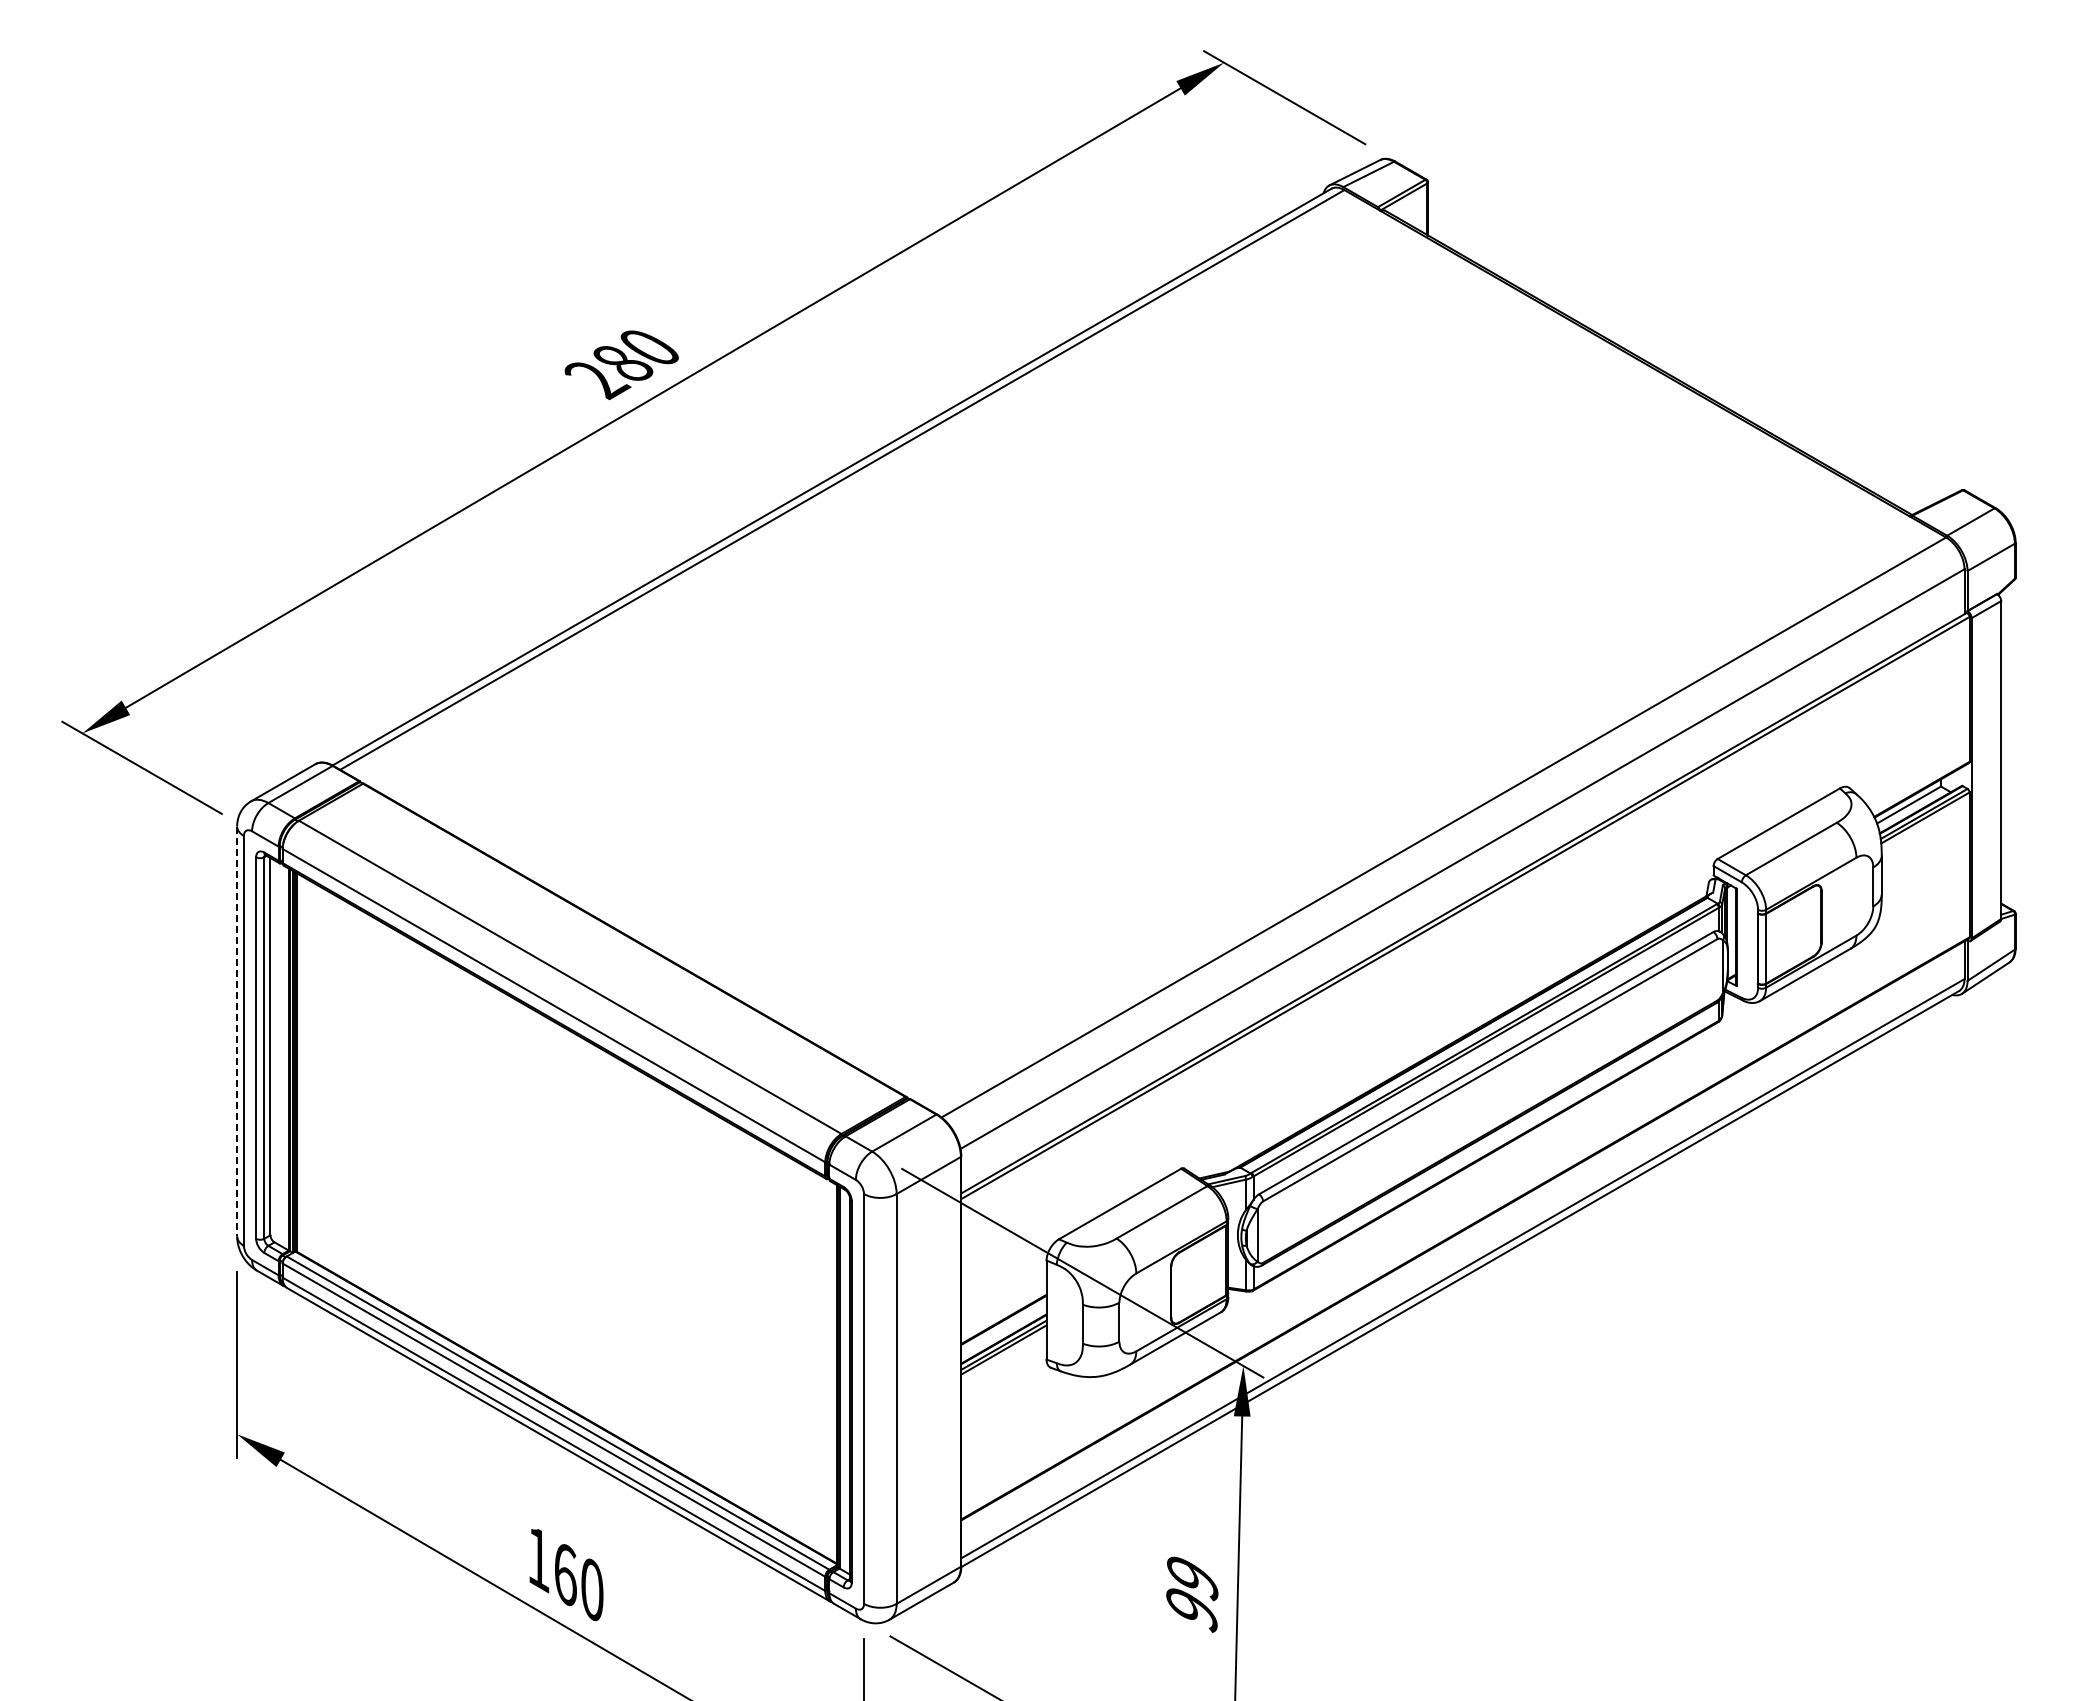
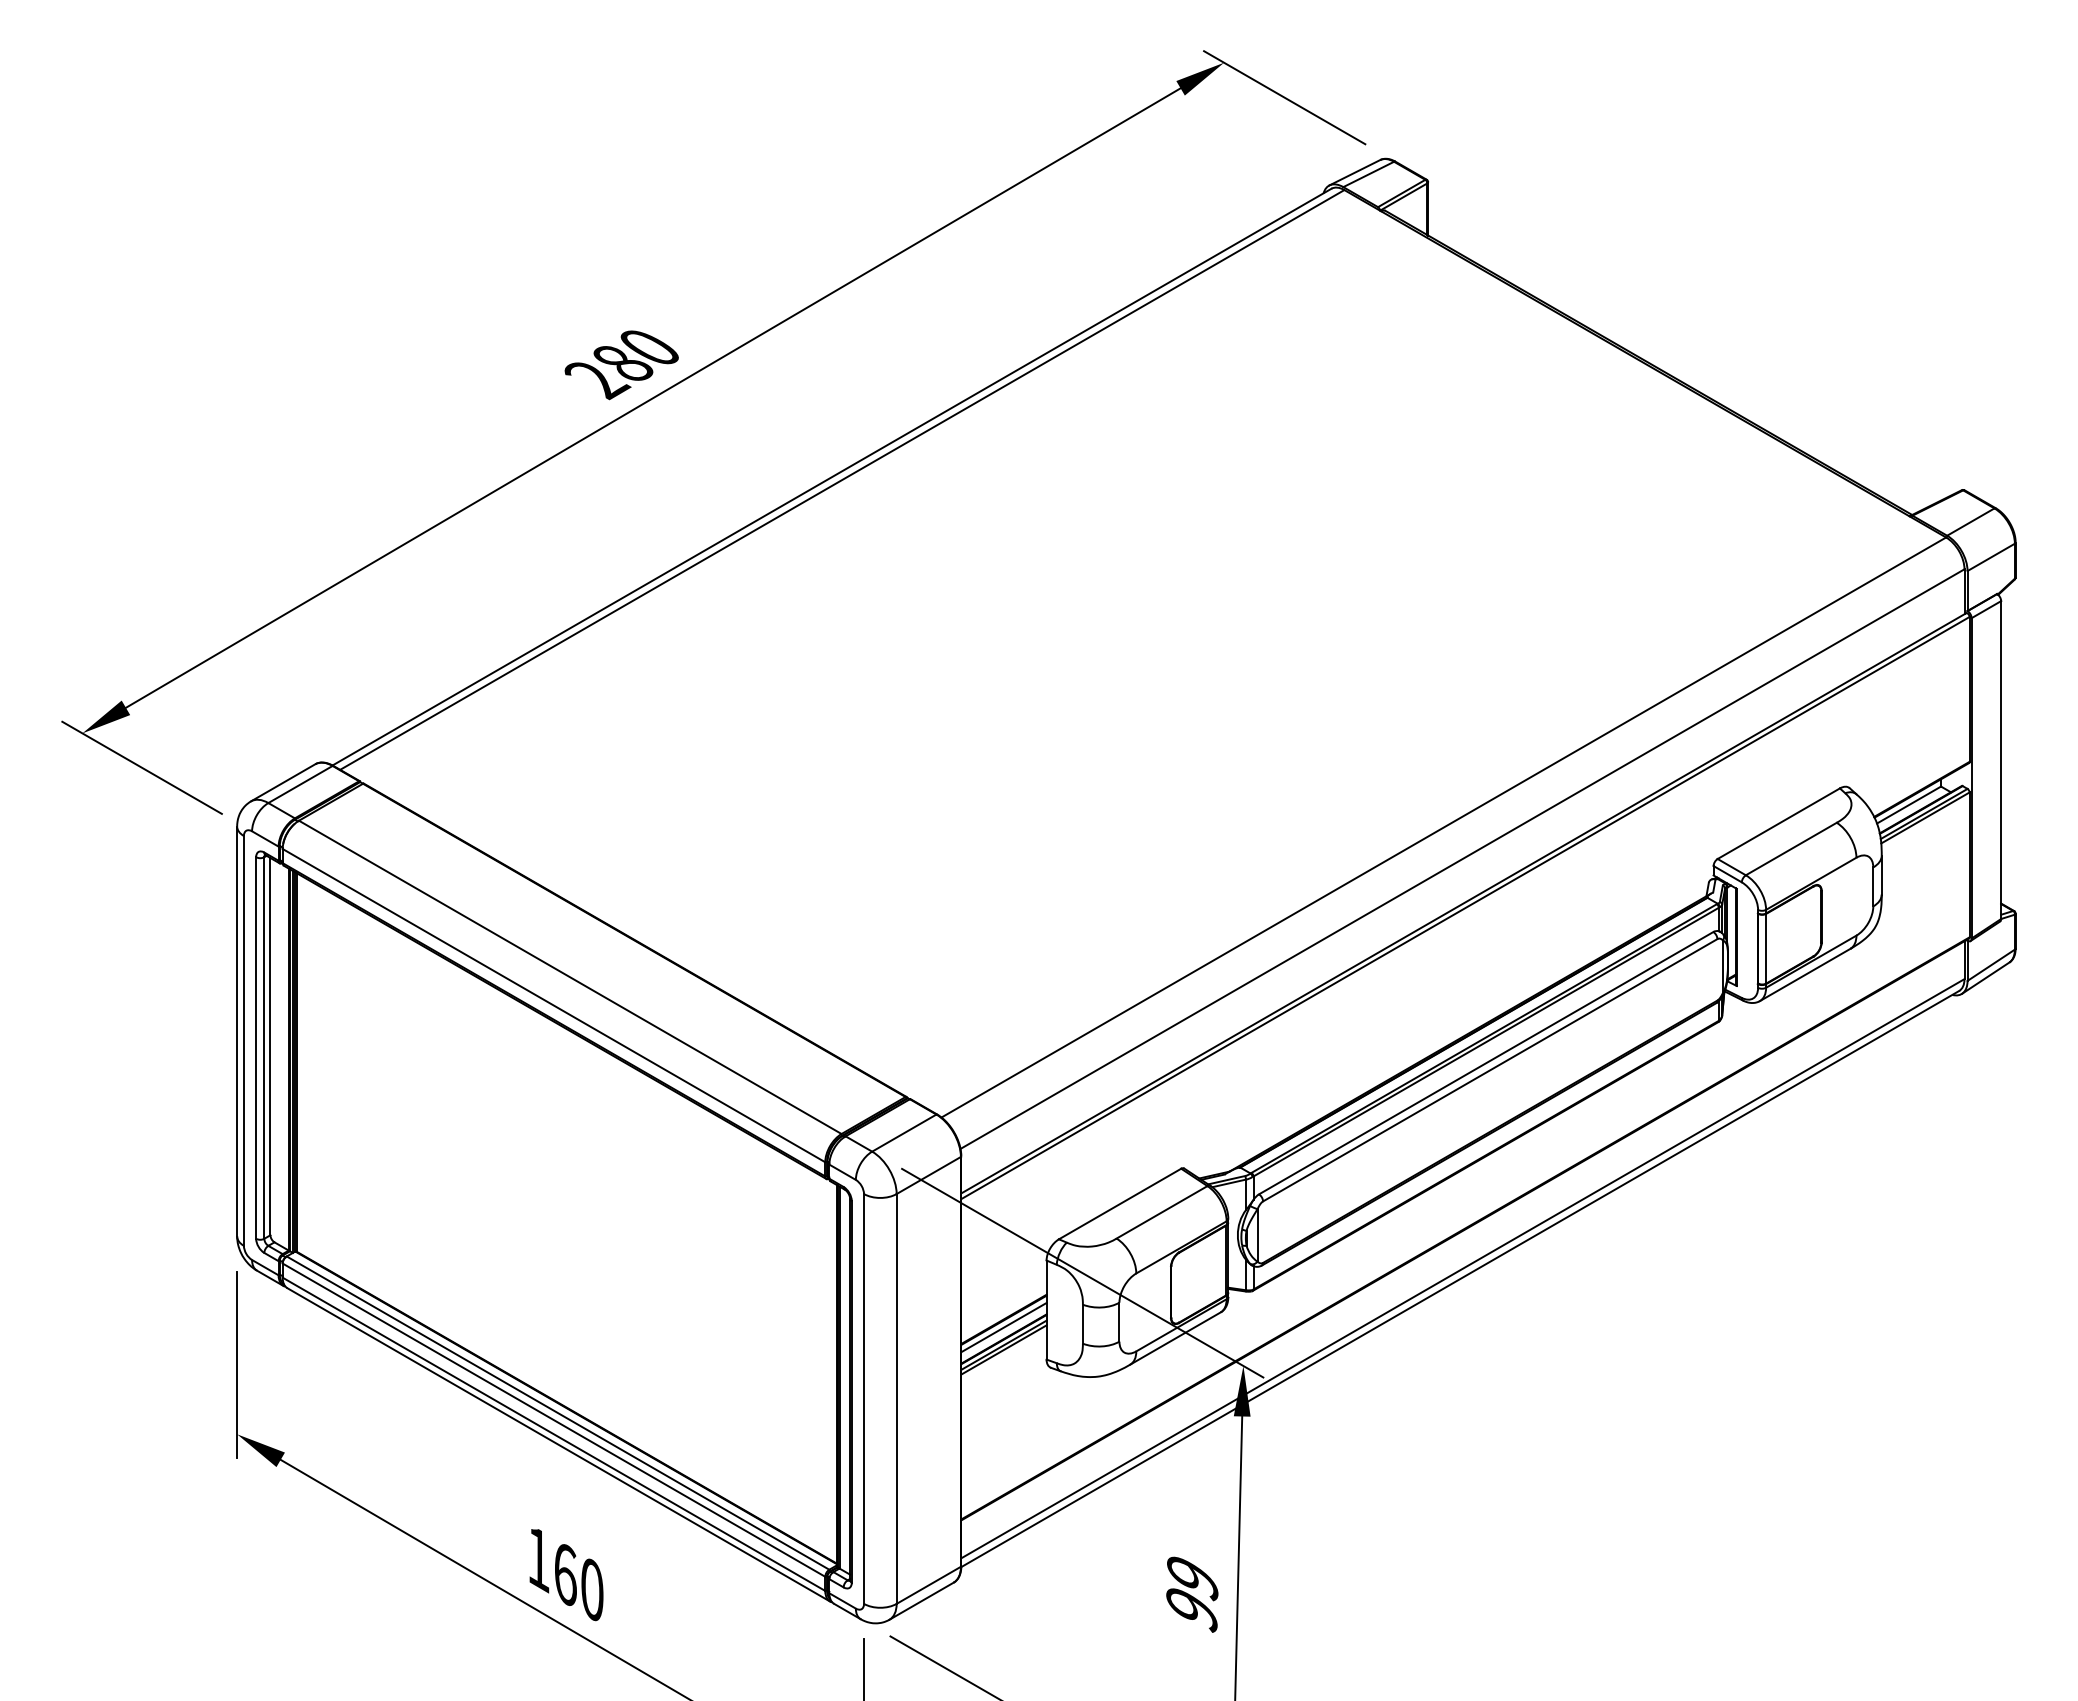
line: dashed -> solid (237, 1031)
line: none -> present (1003, 1327)
